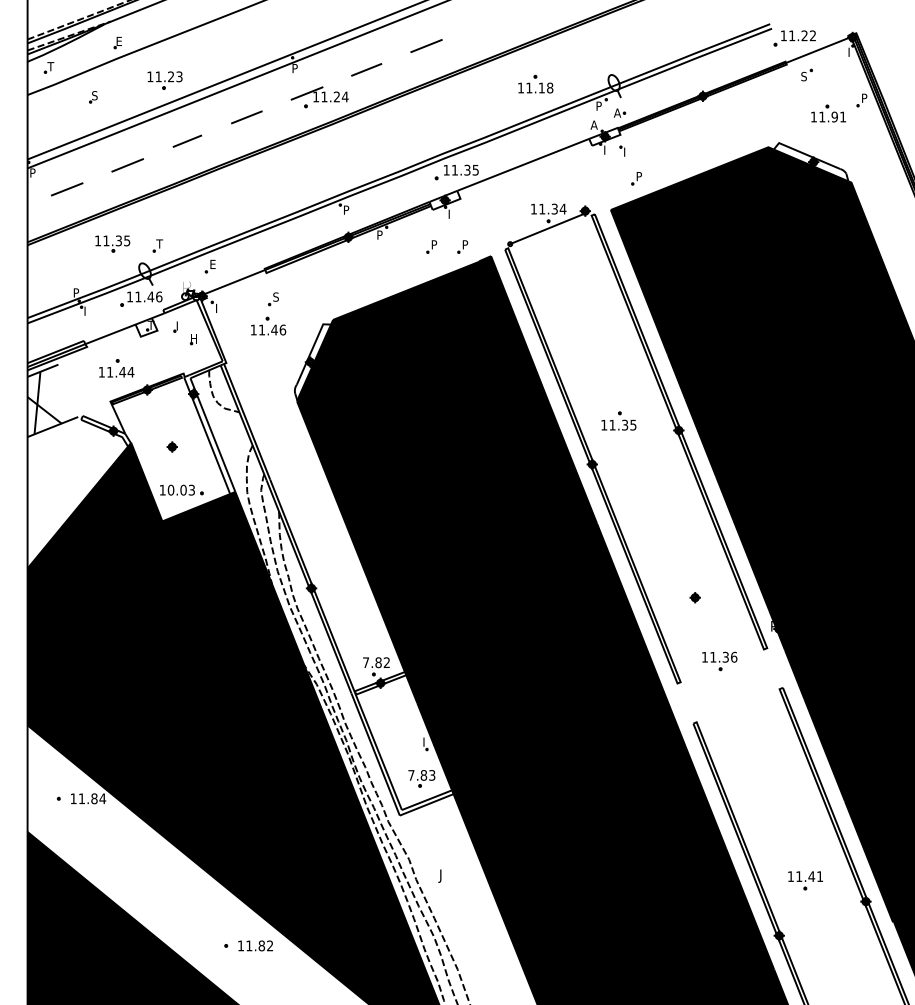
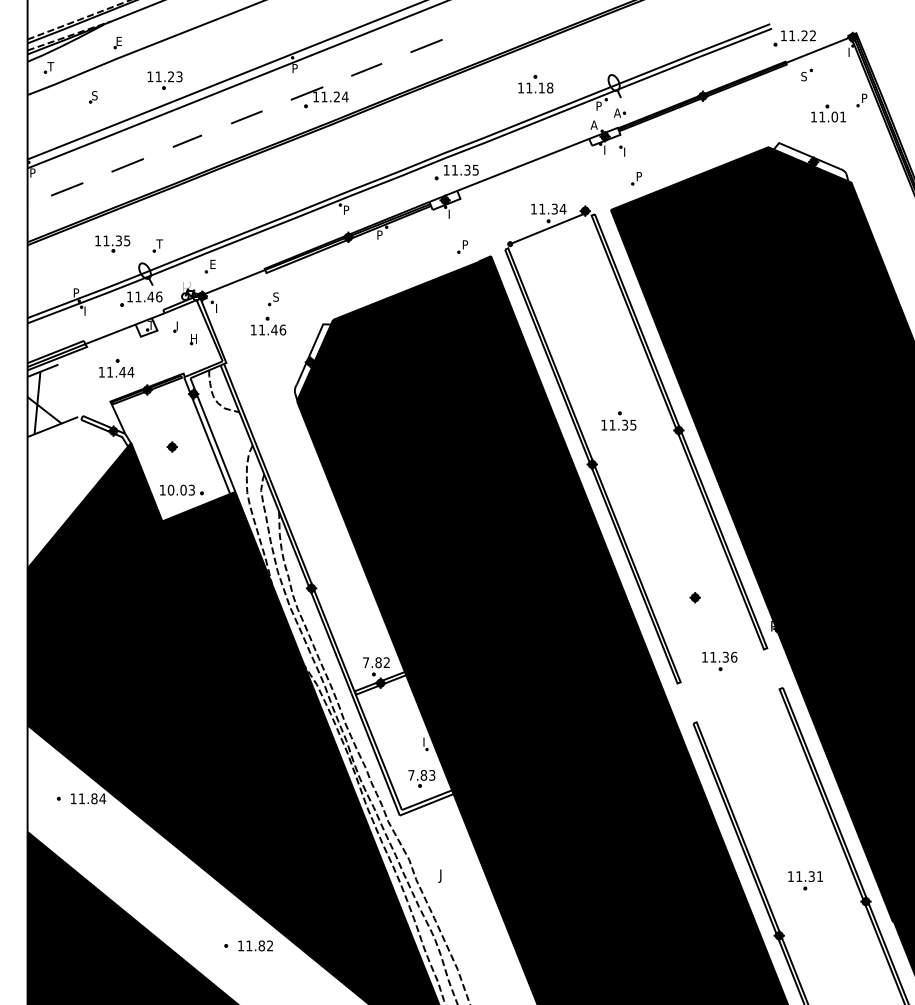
text: 11.91 -> 11.01 (834, 117)
part: present -> none (431, 246)
text: 11.41 -> 11.31 (811, 876)
